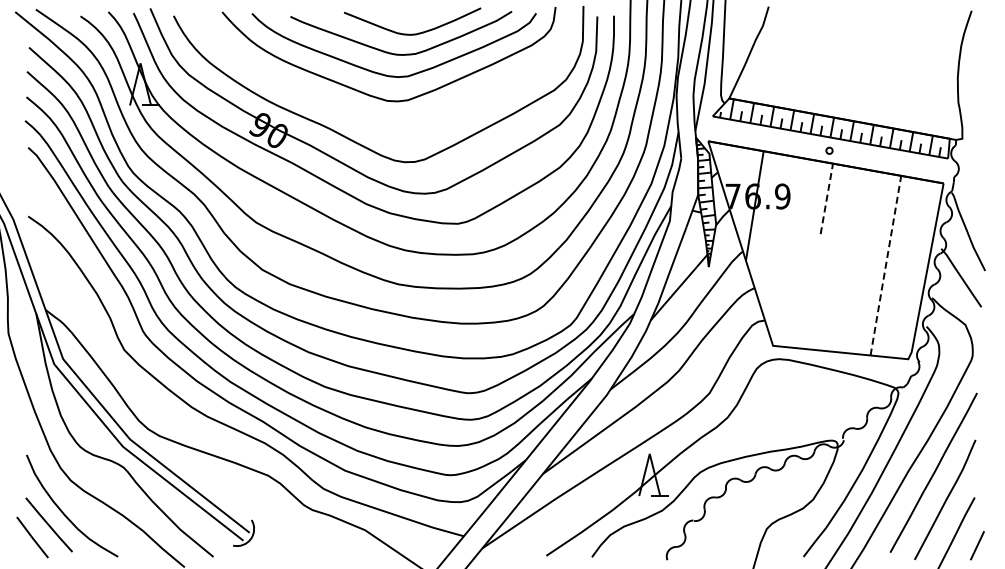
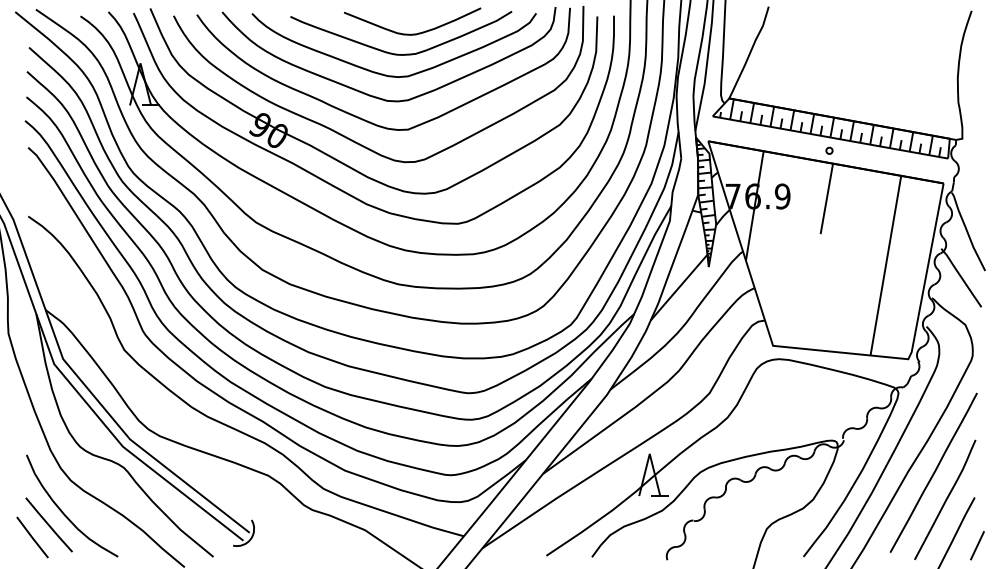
curve: none -> present (363, 118)
line: dashed -> solid (826, 198)
line: dashed -> solid (885, 265)
